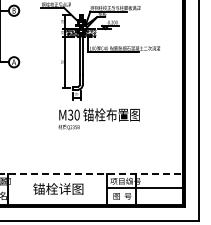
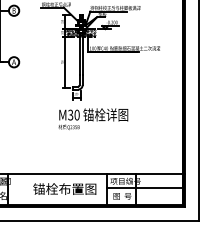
text: 锚栓布置图 -> 锚栓详图 (122, 114)
line: dashed -> solid (92, 173)
text: 锚栓详图 -> 锚栓布置图 (77, 188)
